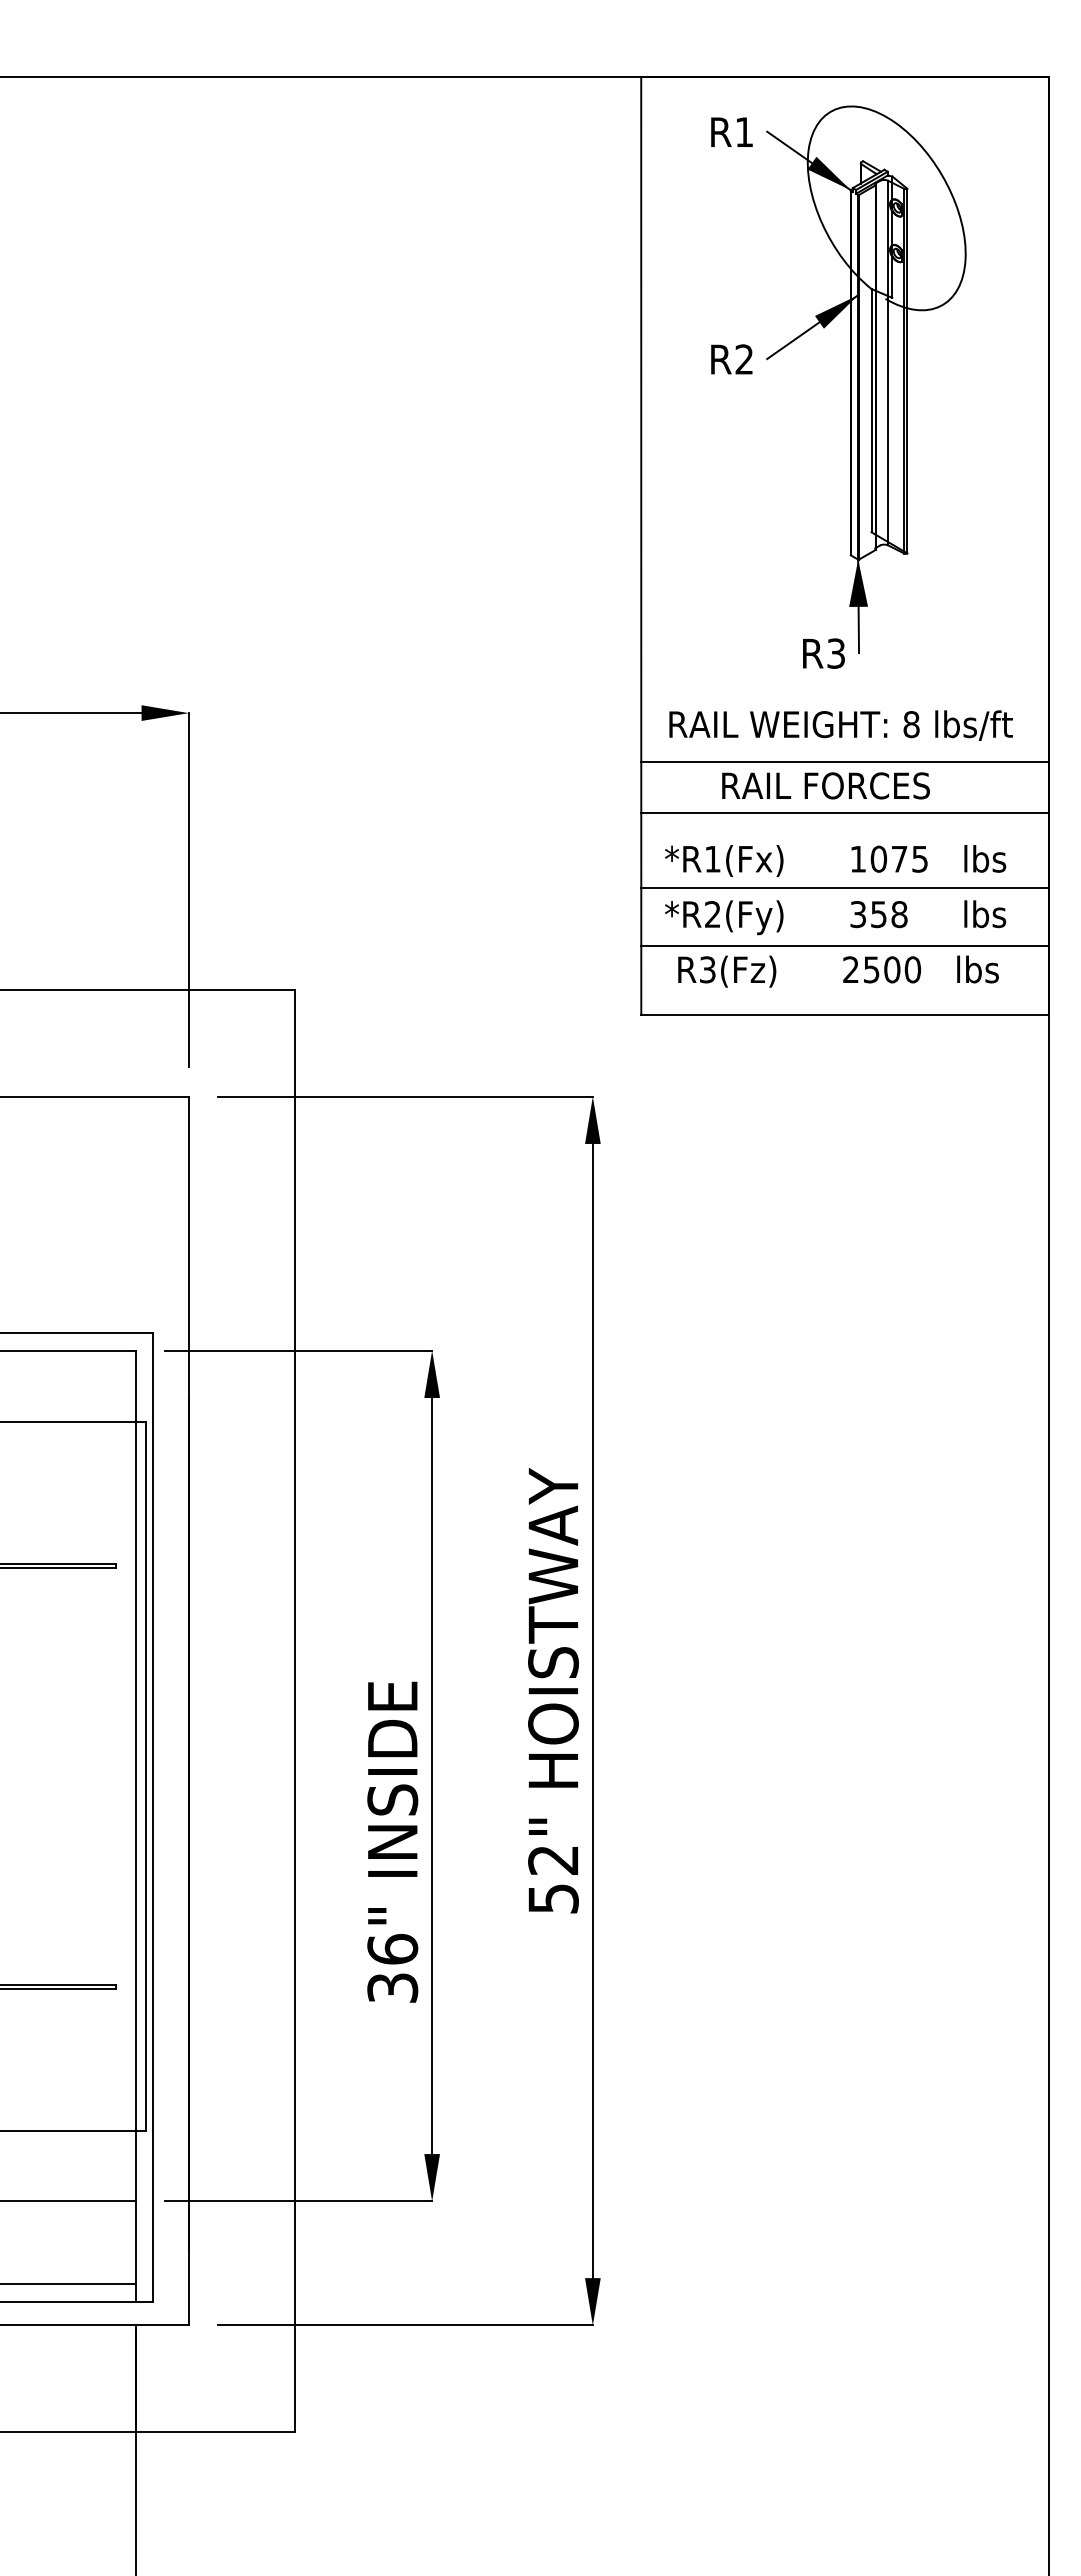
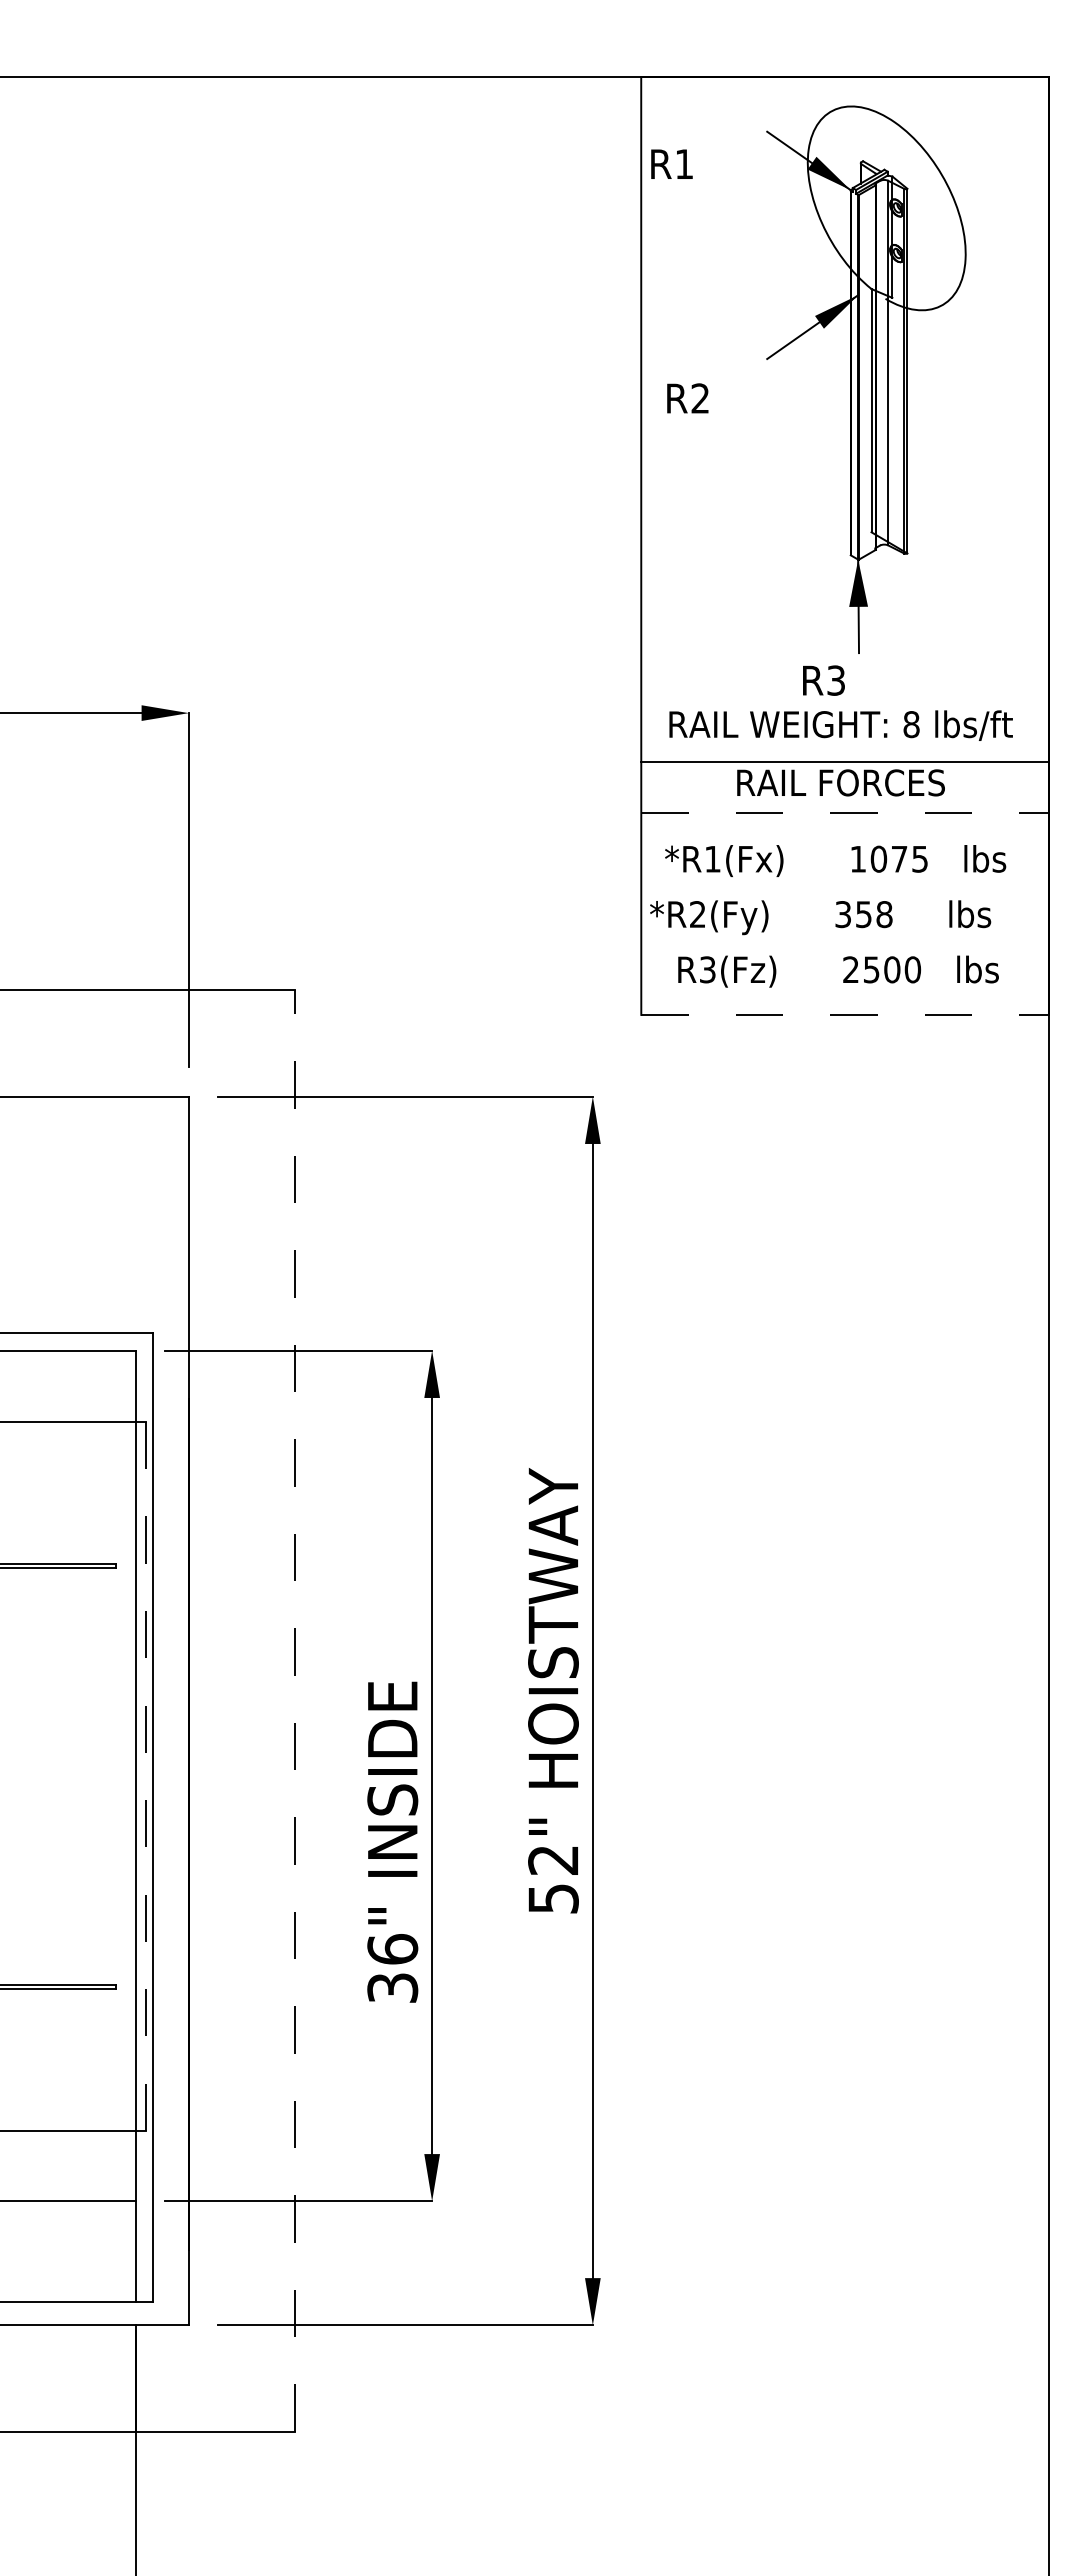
text position: (731, 131) -> (671, 163) (671, 163)
text position: (731, 359) -> (687, 398) (687, 398)
text position: (823, 653) -> (823, 680) (823, 680)
text position: (825, 785) -> (840, 782) (840, 782)
line: solid -> dashed (845, 813)
line: present -> none (844, 887)
text position: (835, 917) -> (820, 917) (820, 917)
line: present -> none (844, 946)
line: solid -> dashed (845, 1014)
line: solid -> dashed (295, 1711)
line: solid -> dashed (145, 1775)
line: present -> none (68, 2284)
